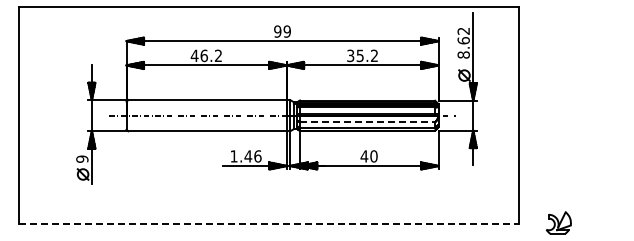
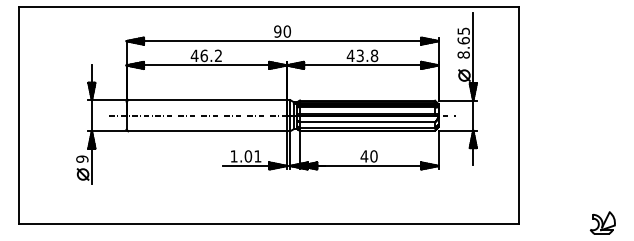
text: 8.62 -> 8.65 (463, 30)
text: 99 -> 90 (286, 31)
text: 35.2 -> 43.8 (362, 55)
line: dashed -> solid (367, 122)
text: 1.46 -> 1.01 (252, 156)
part position: (558, 222) -> (602, 222) (602, 222)
line: dashed -> solid (268, 224)
